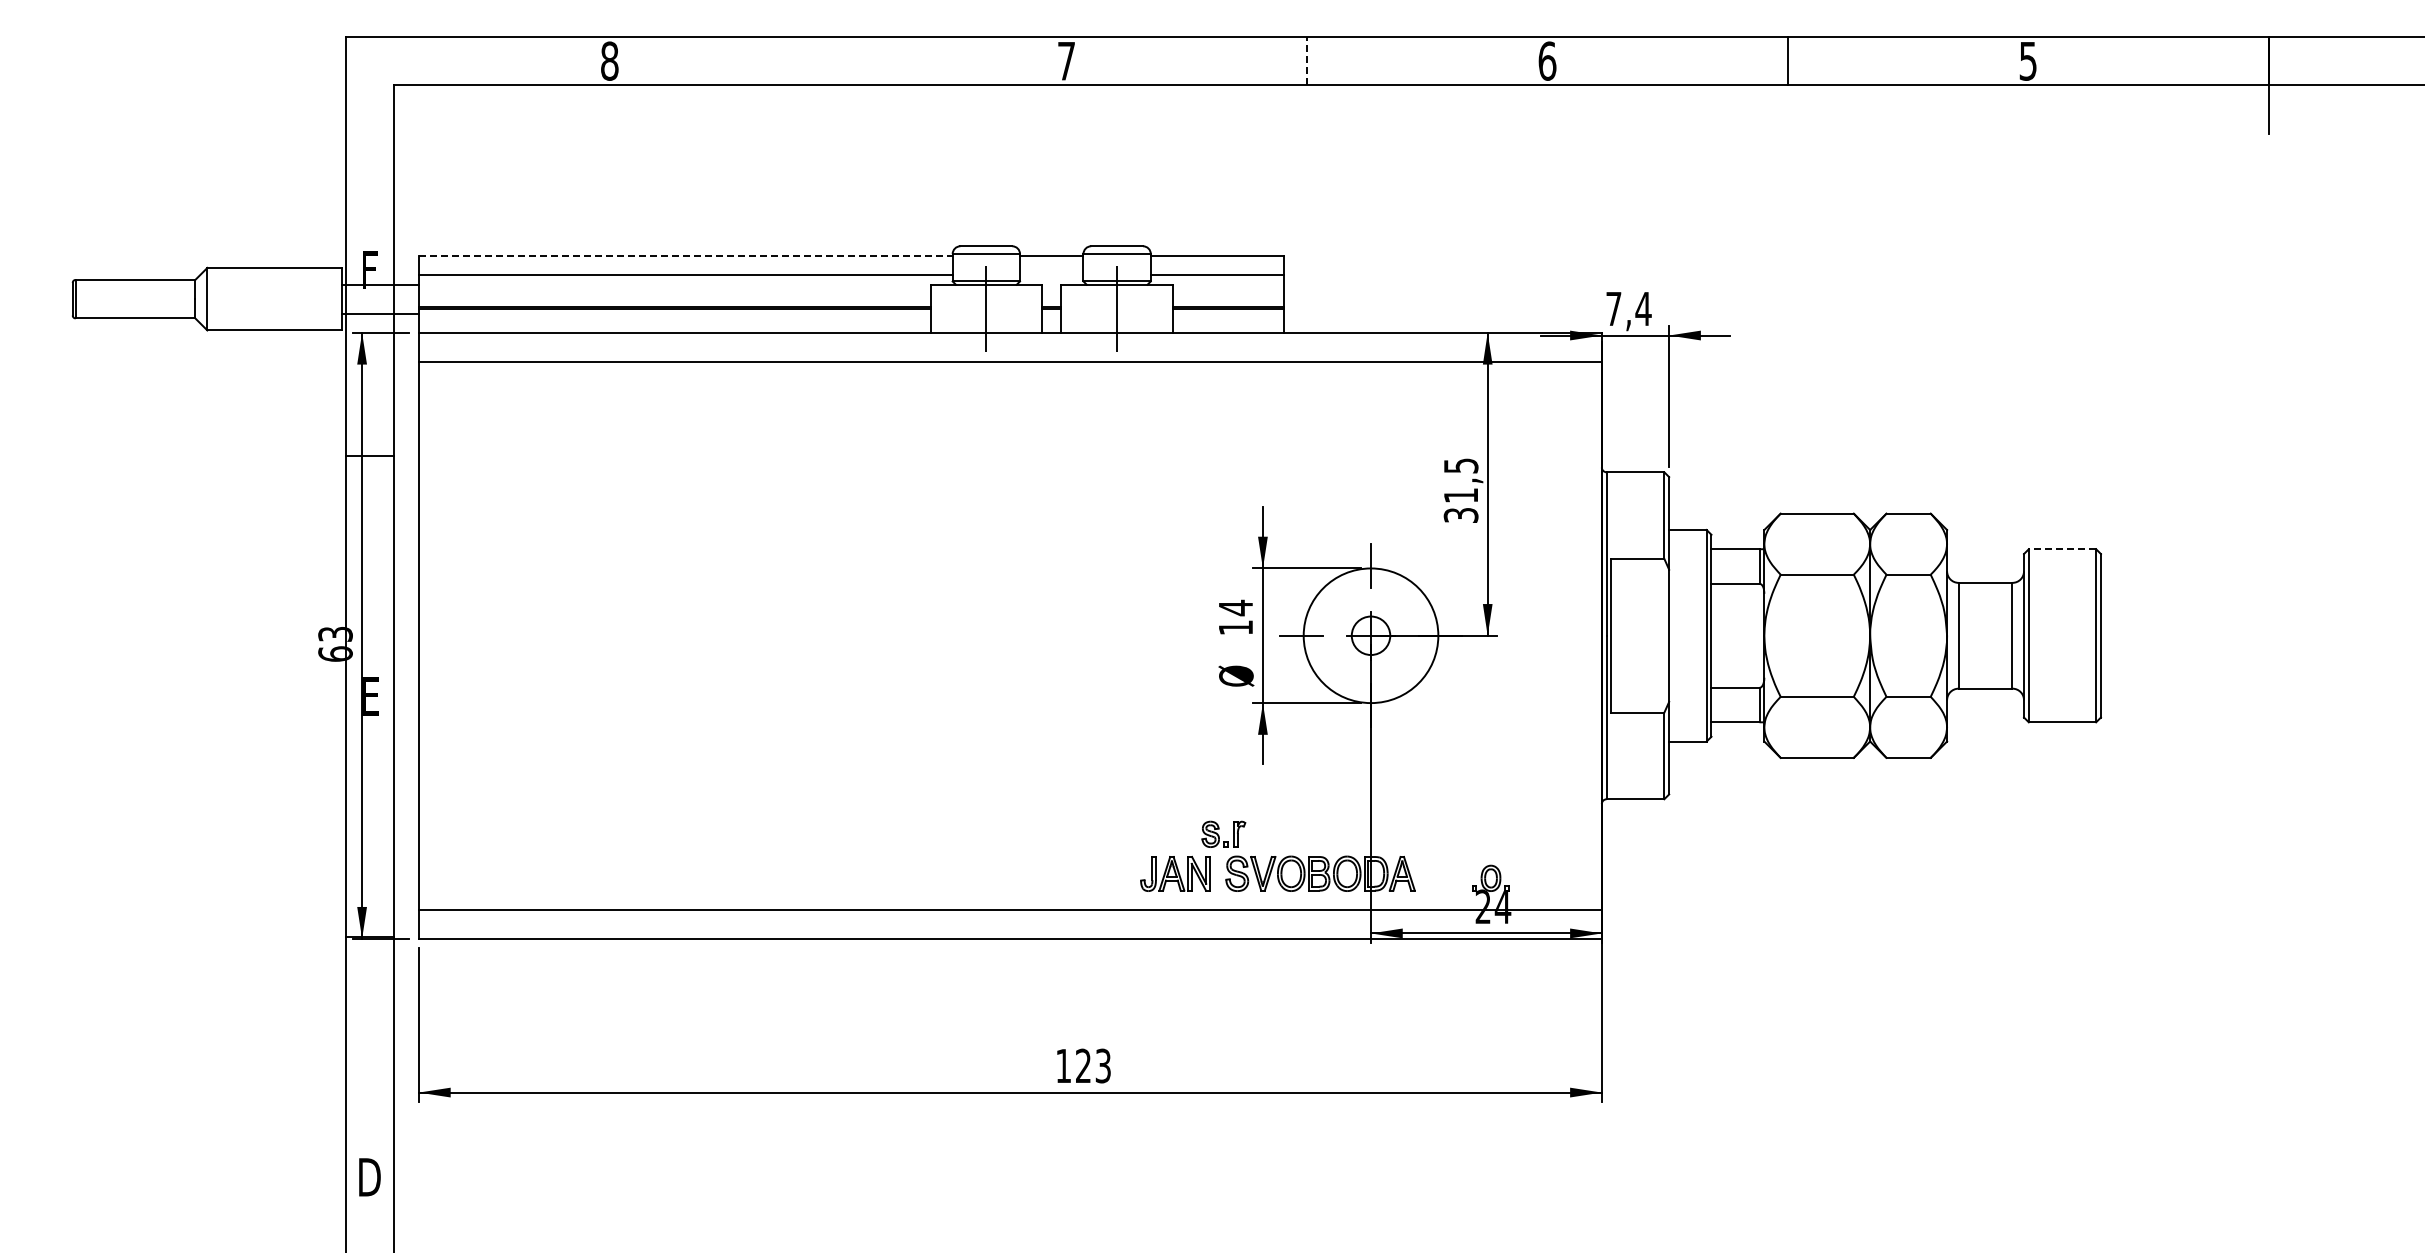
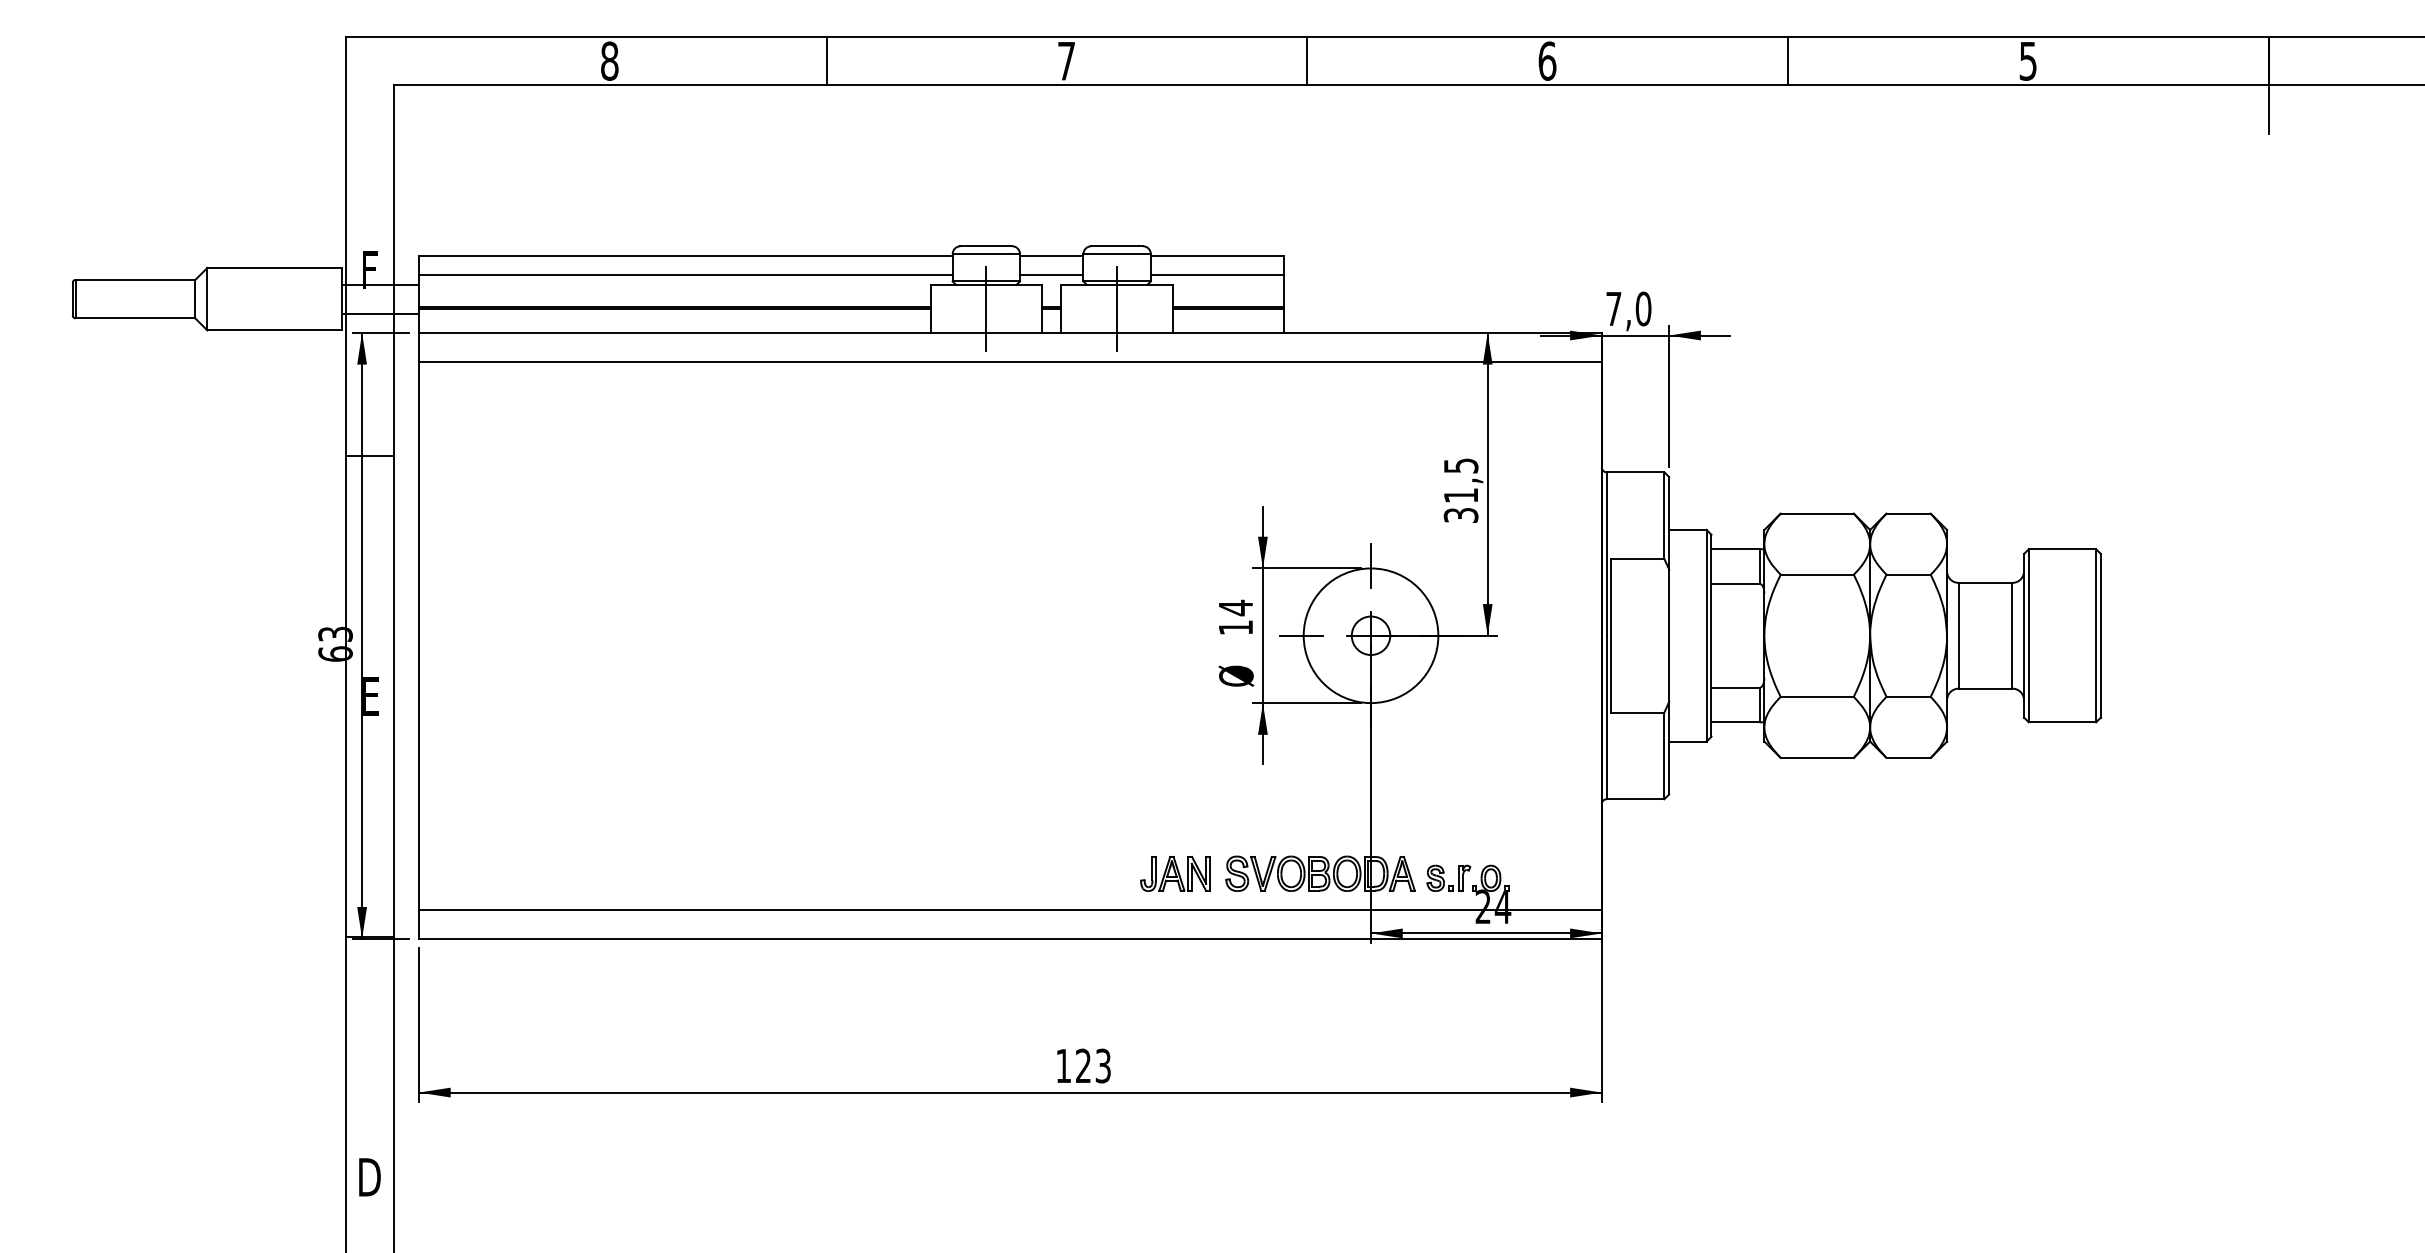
line: dashed -> solid (1307, 60)
line: none -> present (826, 61)
line: dashed -> solid (685, 255)
line: none -> present (1051, 275)
text: 7,4 -> 7,0 (1643, 308)
line: dashed -> solid (2062, 549)
part position: (1223, 833) -> (1448, 877) (1448, 877)
